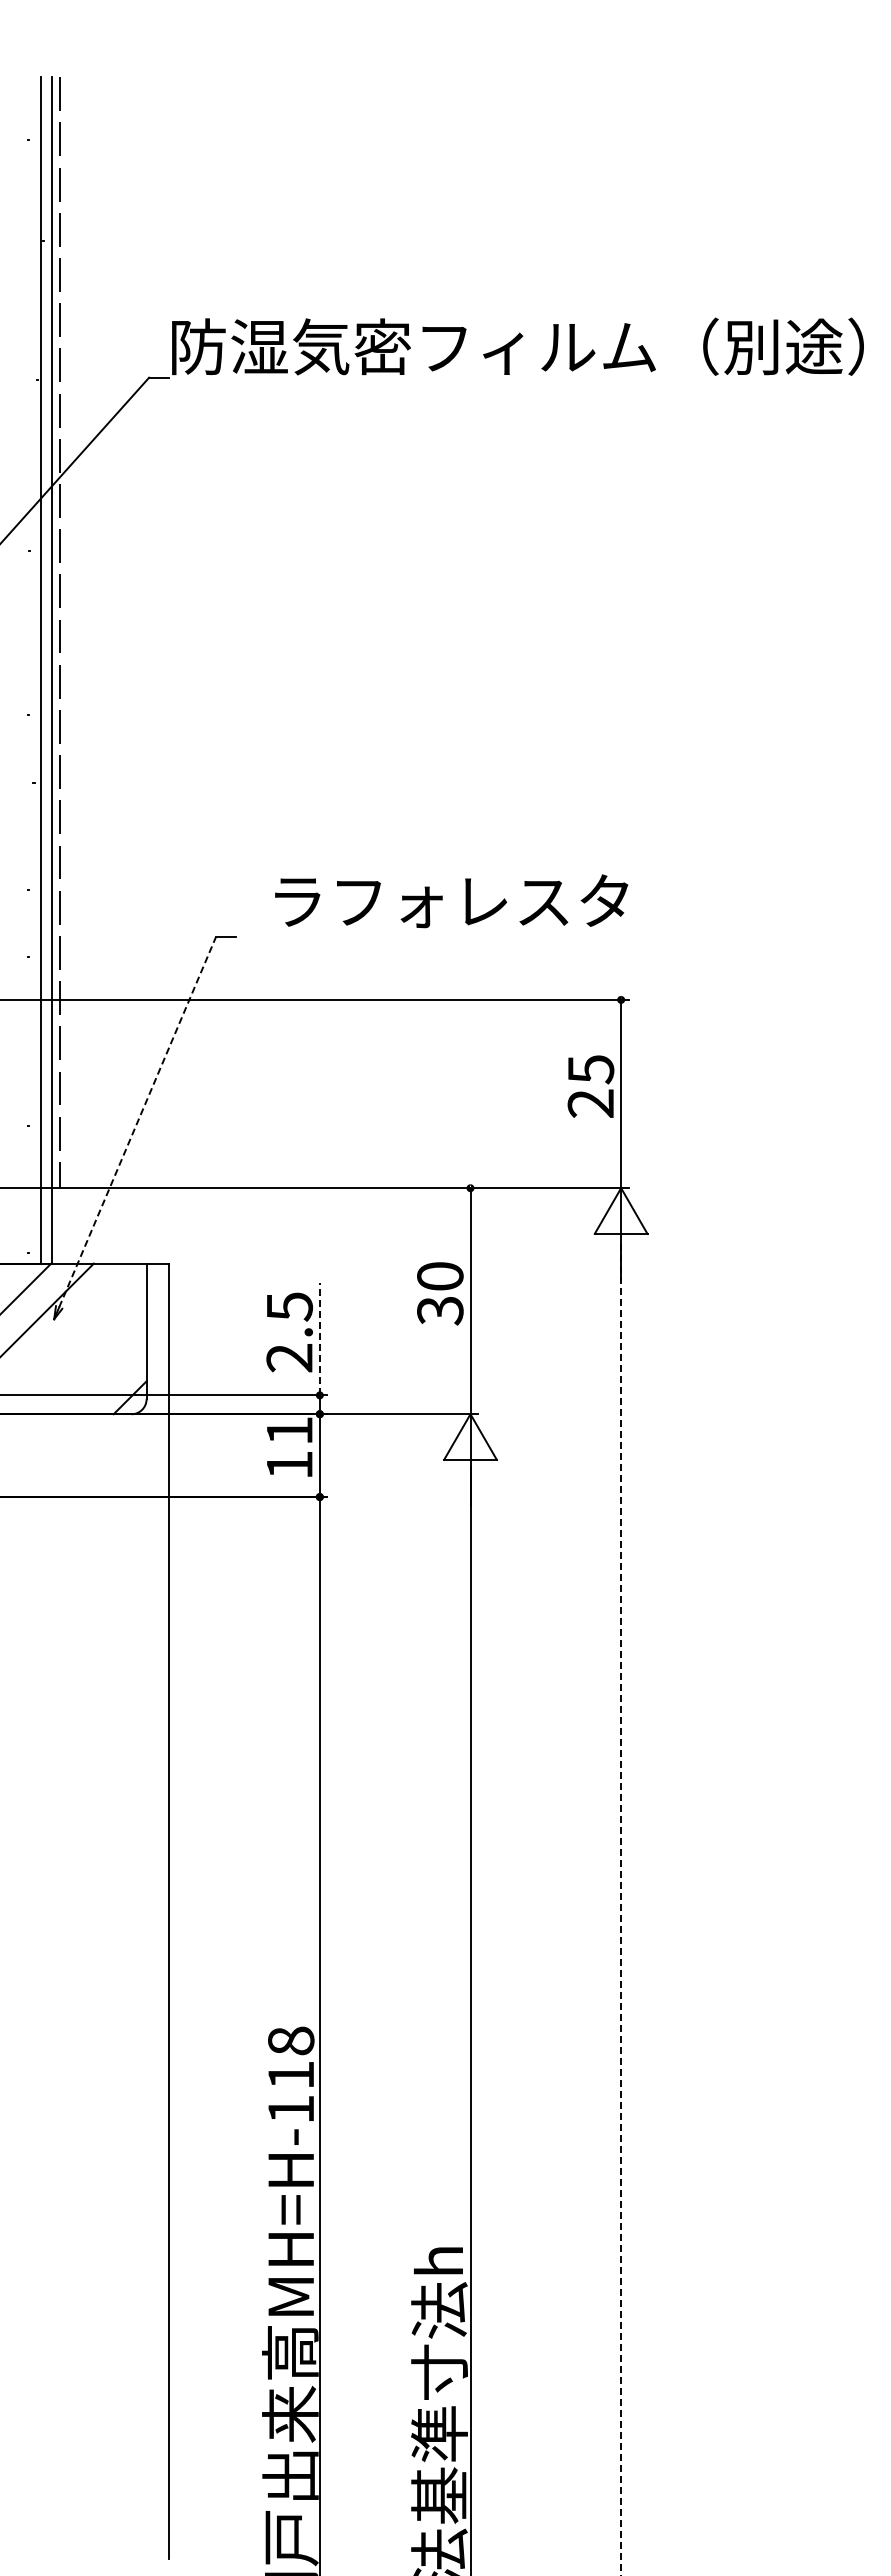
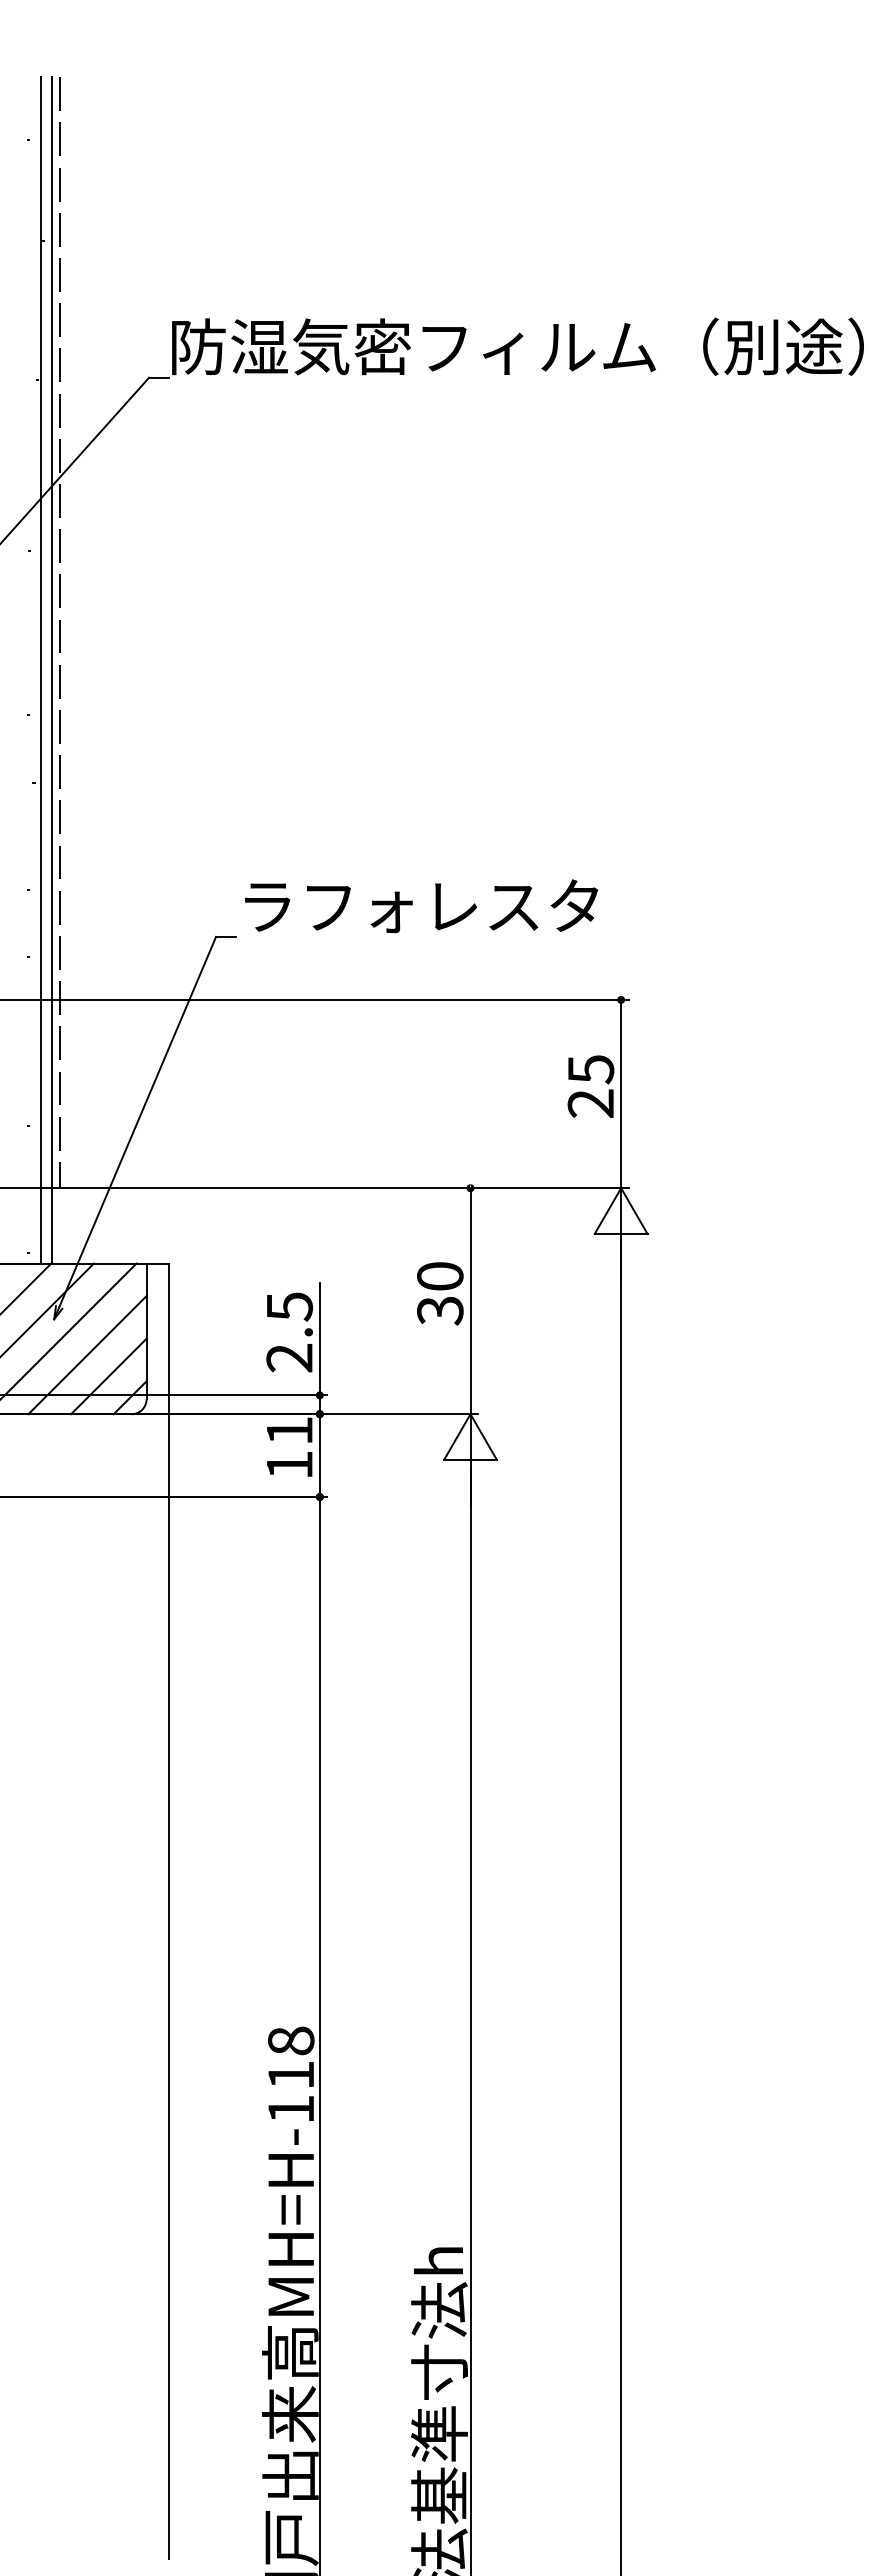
text position: (451, 901) -> (421, 906) (421, 906)
line: dashed -> solid (137, 1121)
line: none -> present (69, 1330)
line: dashed -> solid (319, 1338)
line: none -> present (87, 1355)
line: none -> present (108, 1376)
line: dashed -> solid (621, 1907)
